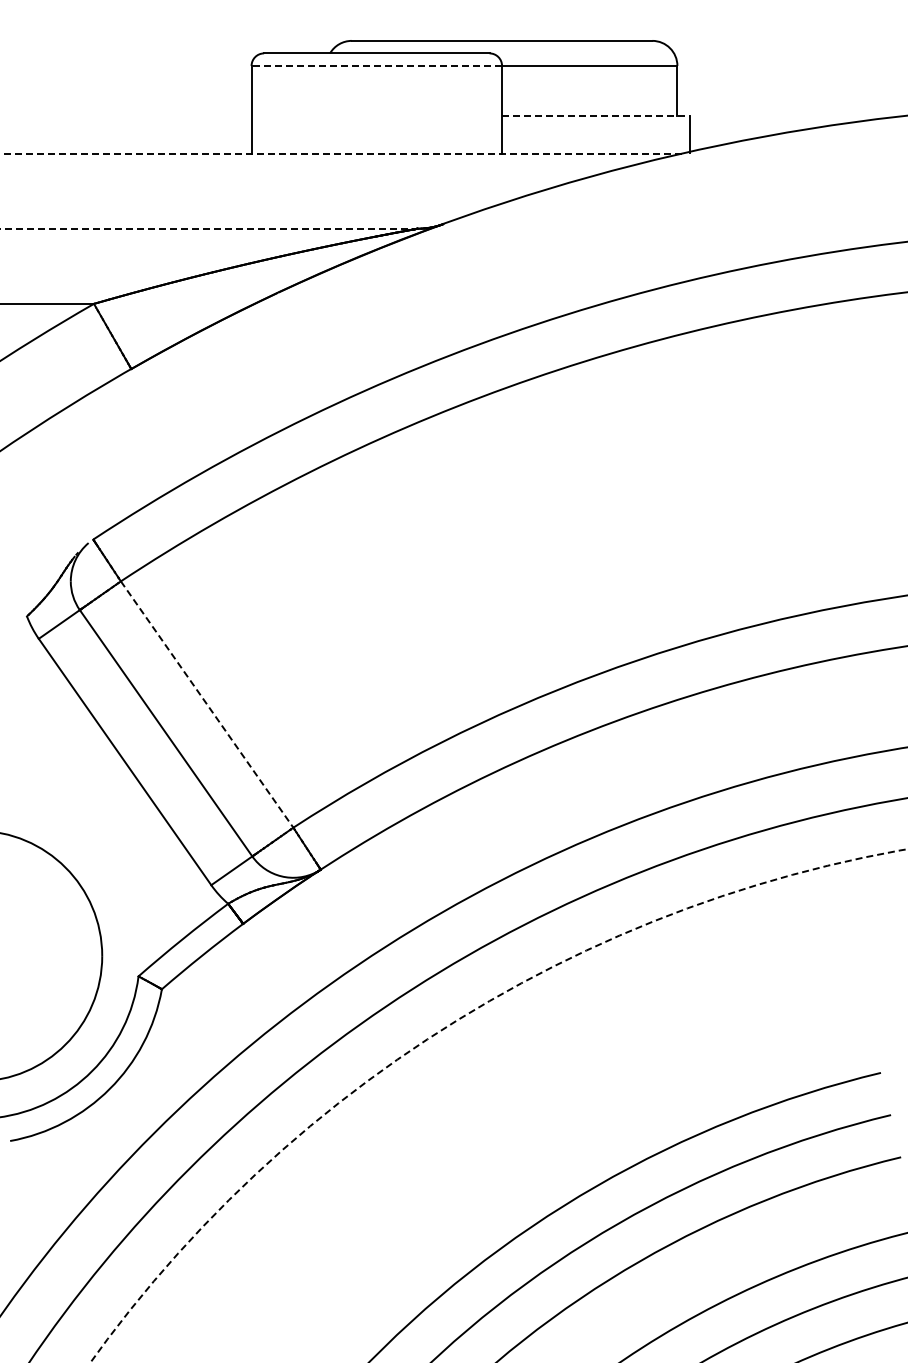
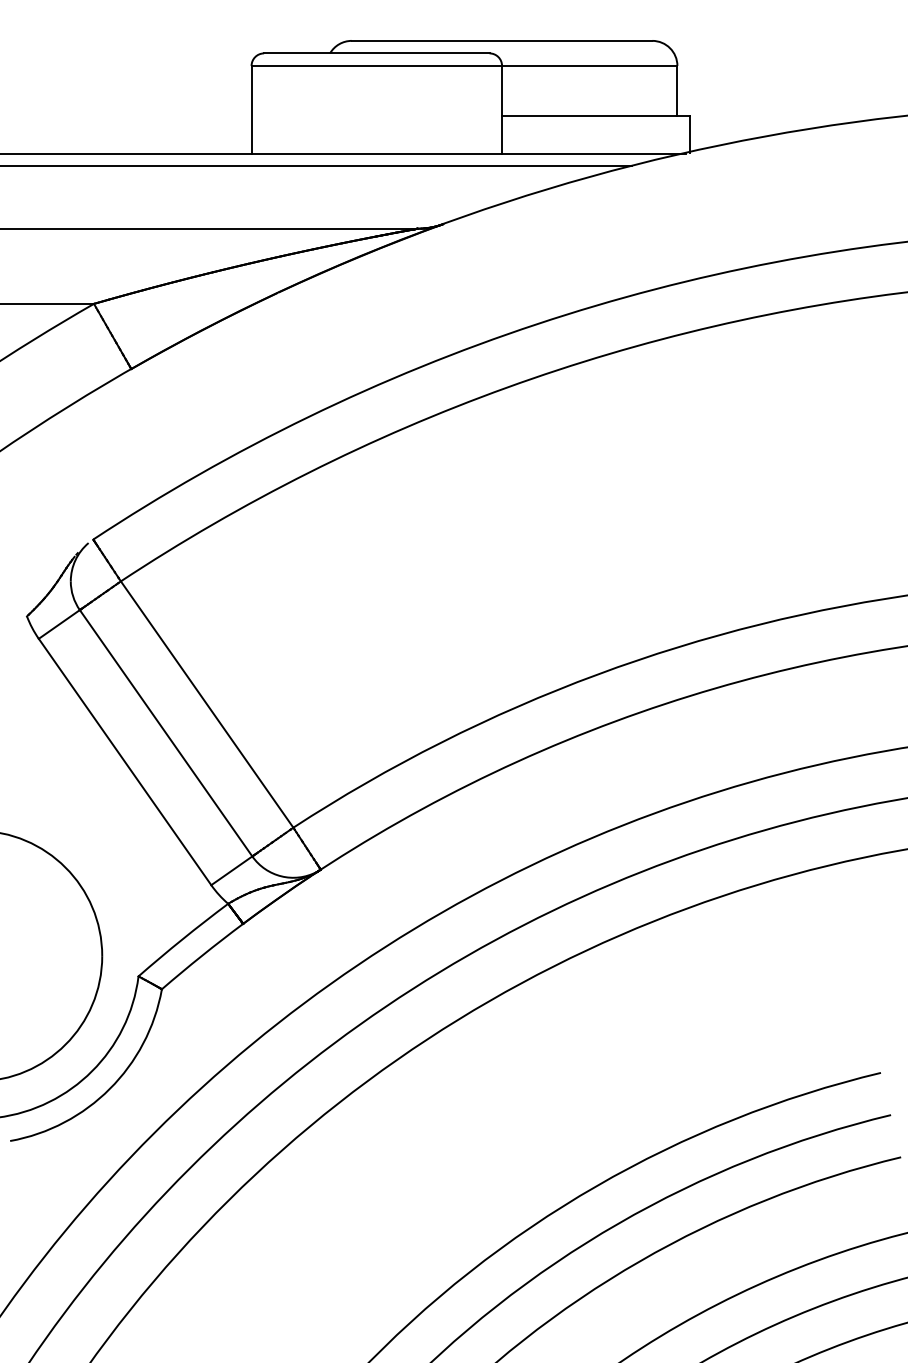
line: dashed -> solid (376, 65)
line: dashed -> solid (596, 116)
line: dashed -> solid (342, 153)
line: none -> present (317, 166)
line: dashed -> solid (209, 228)
line: dashed -> solid (207, 704)
arc: dashed -> solid (448, 1026)
